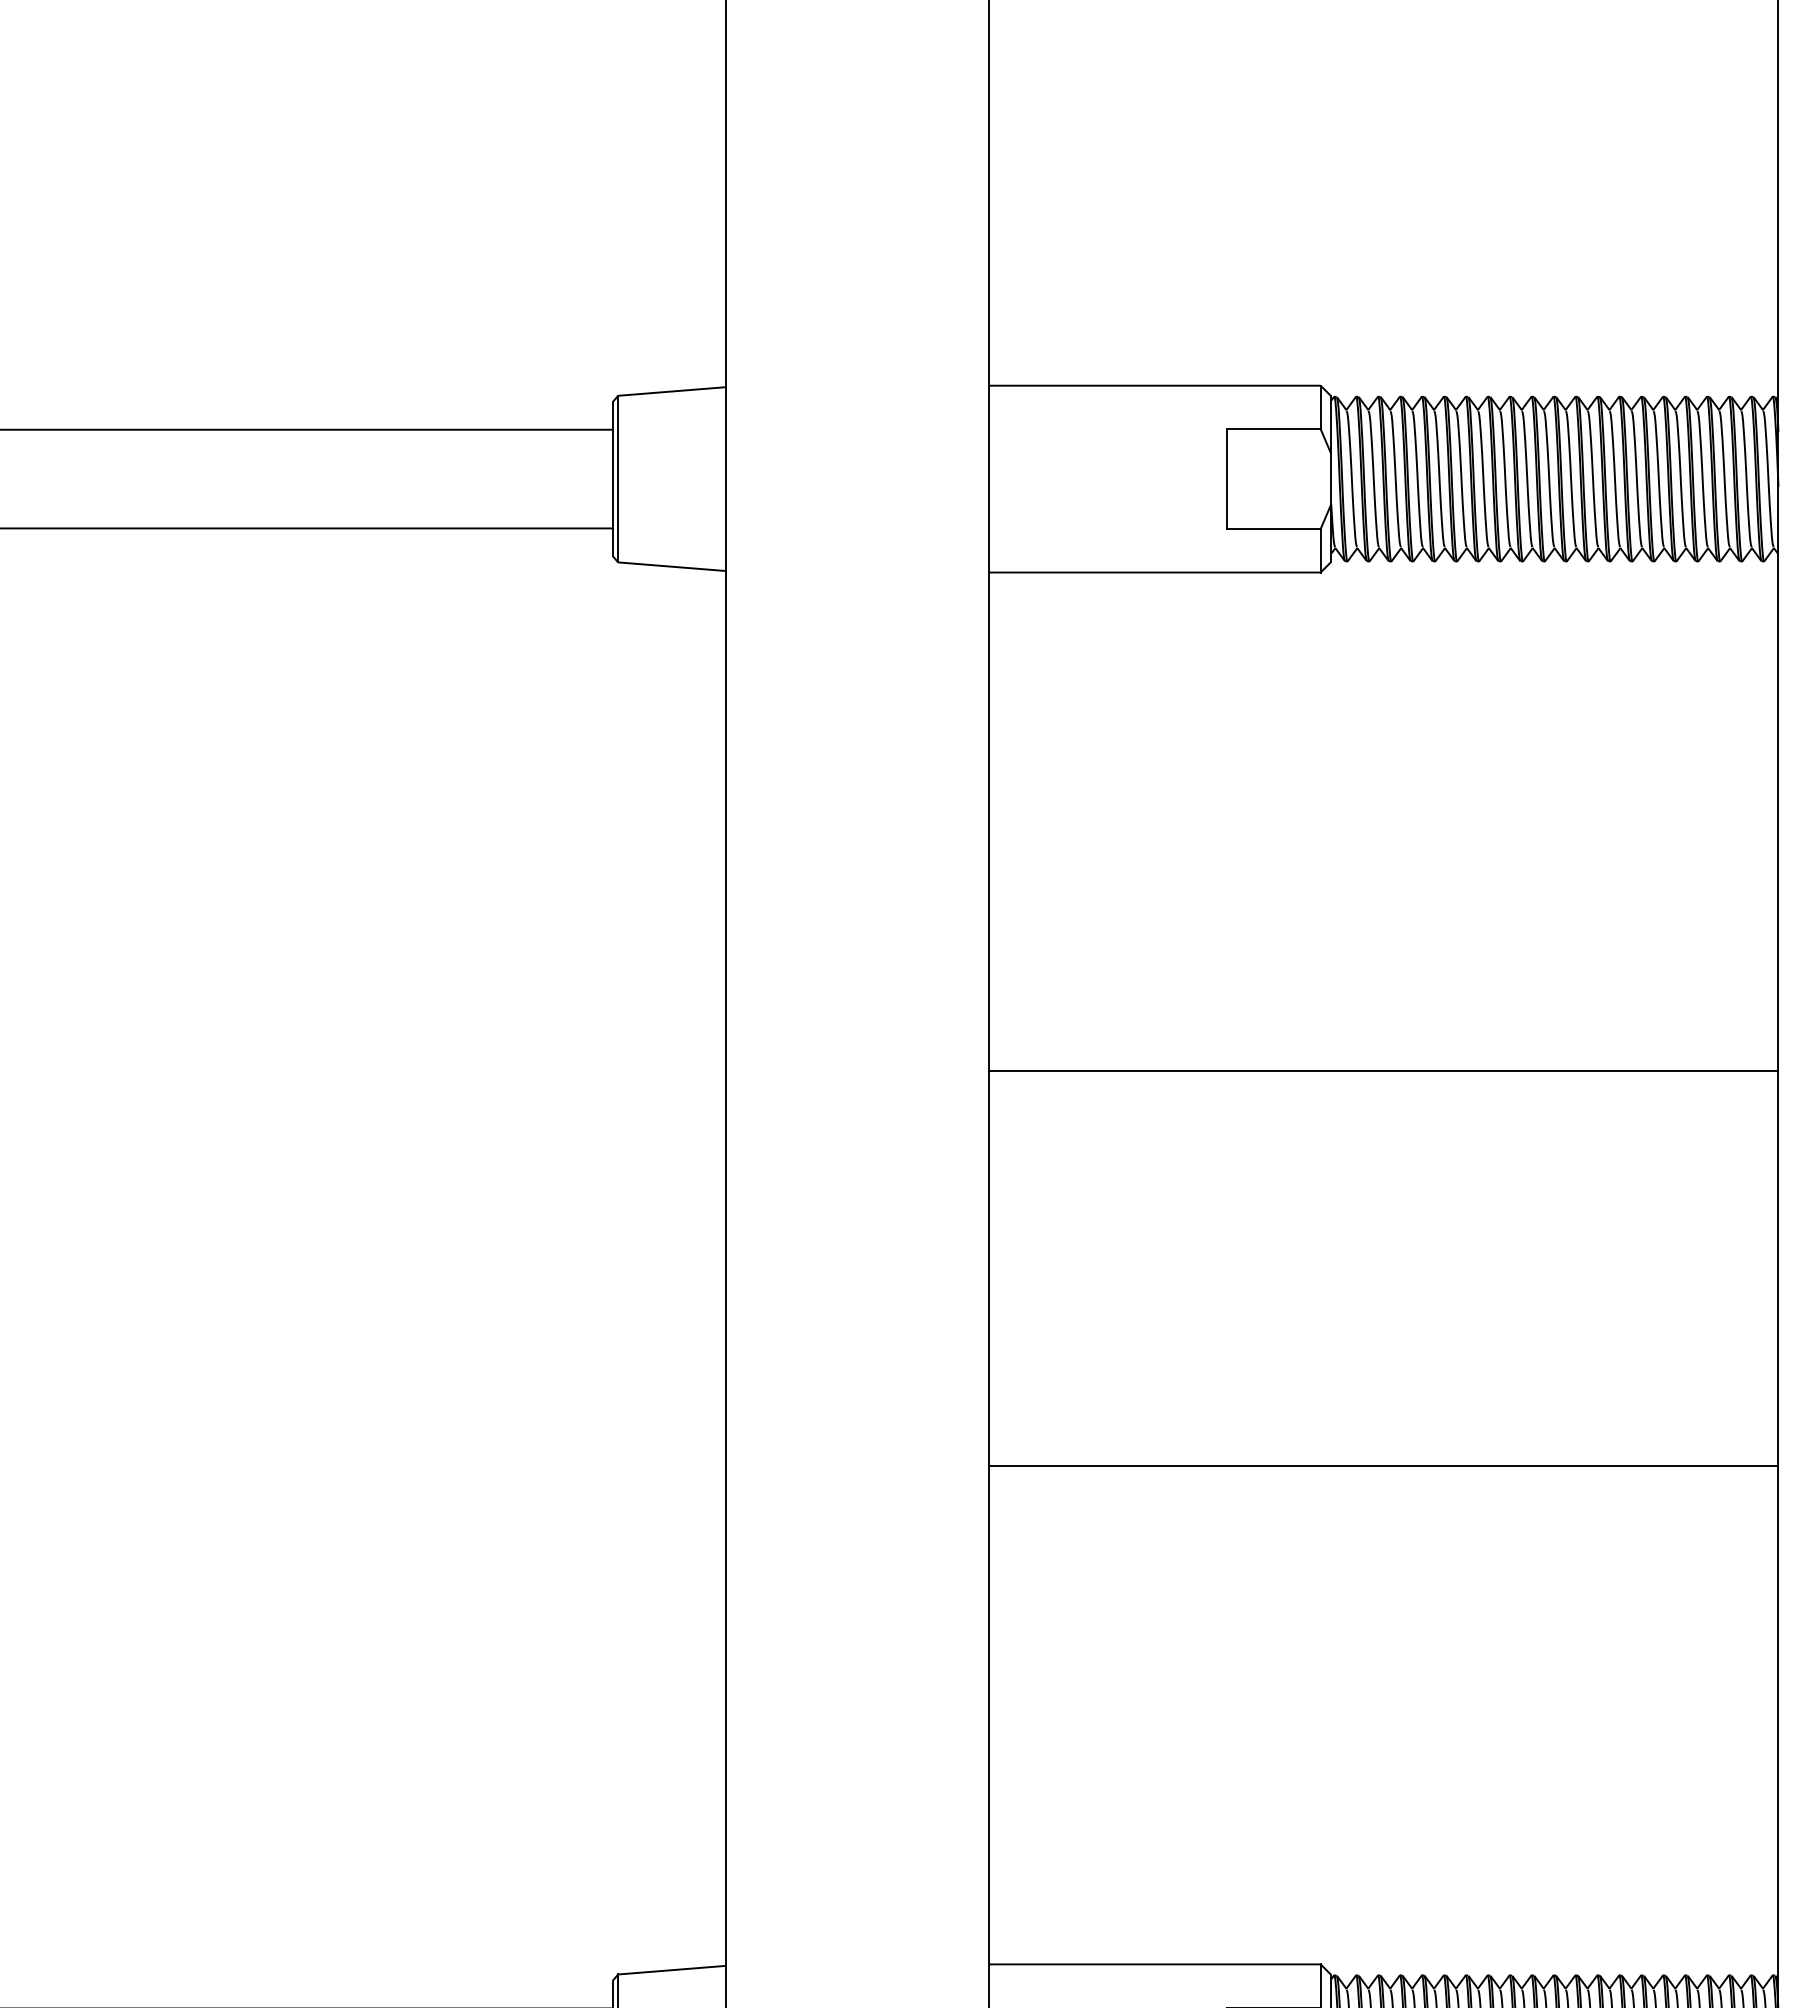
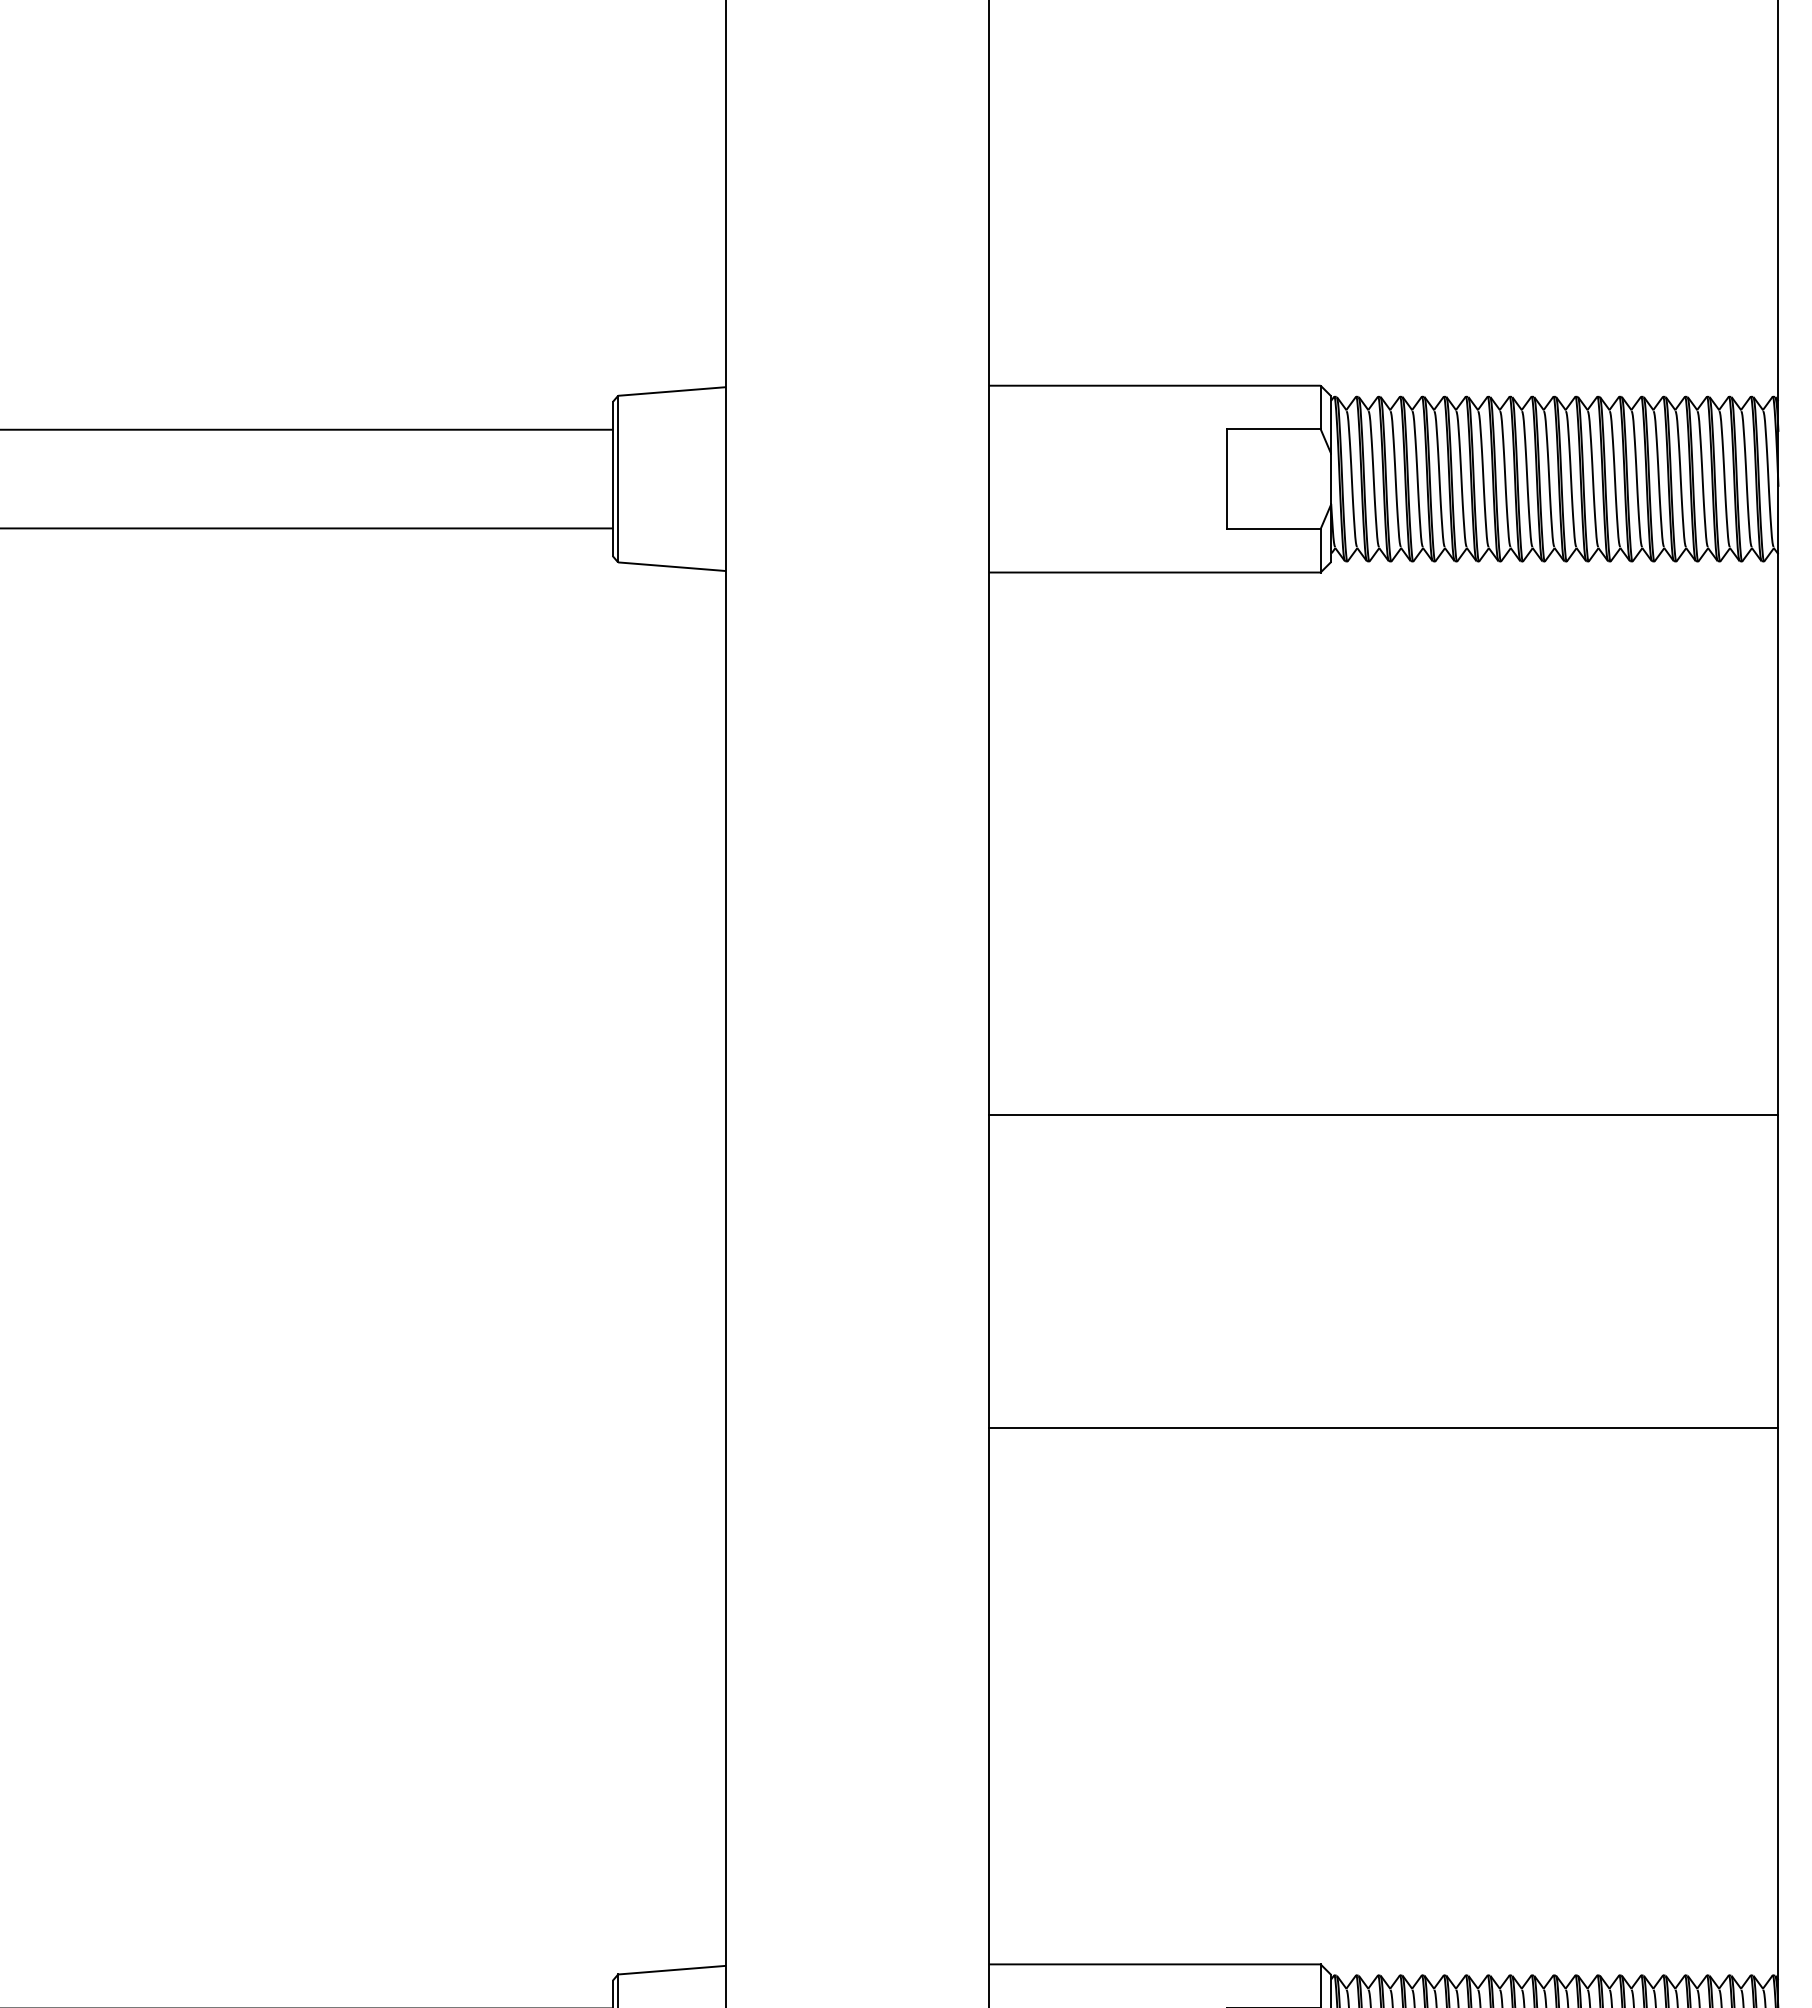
line position: (1383, 1071) -> (1383, 1115) (1383, 1115)
line position: (1383, 1465) -> (1383, 1427) (1383, 1427)
